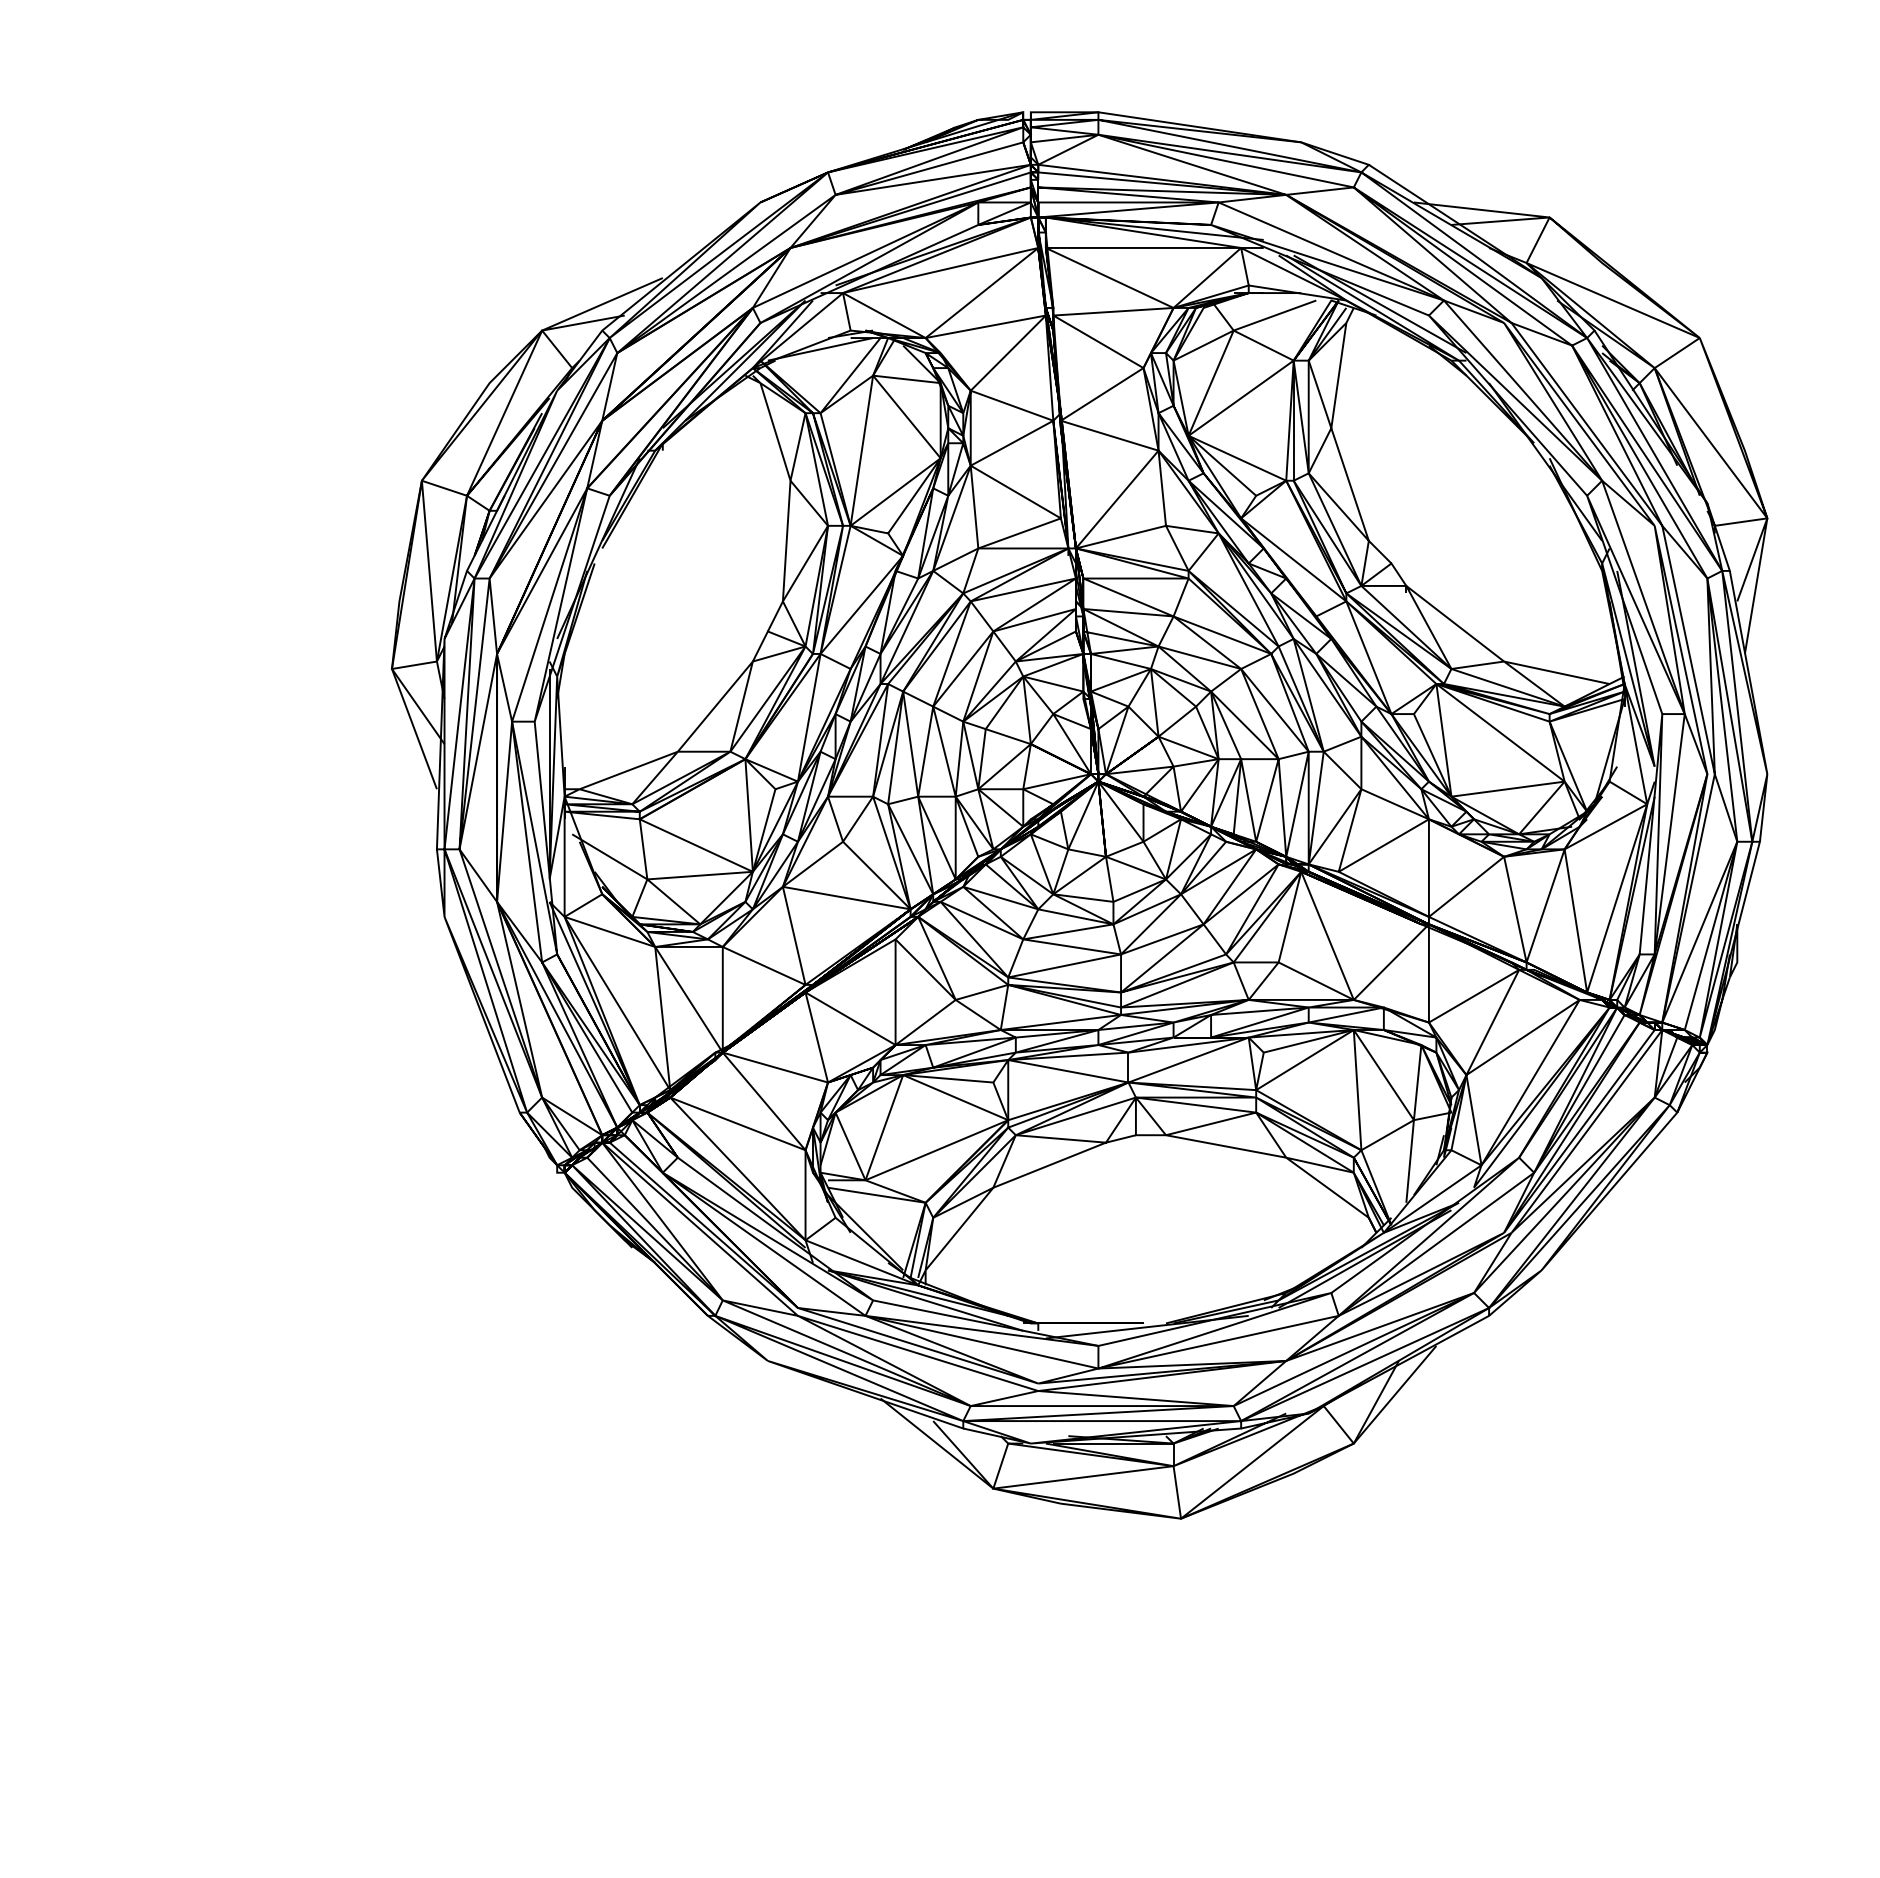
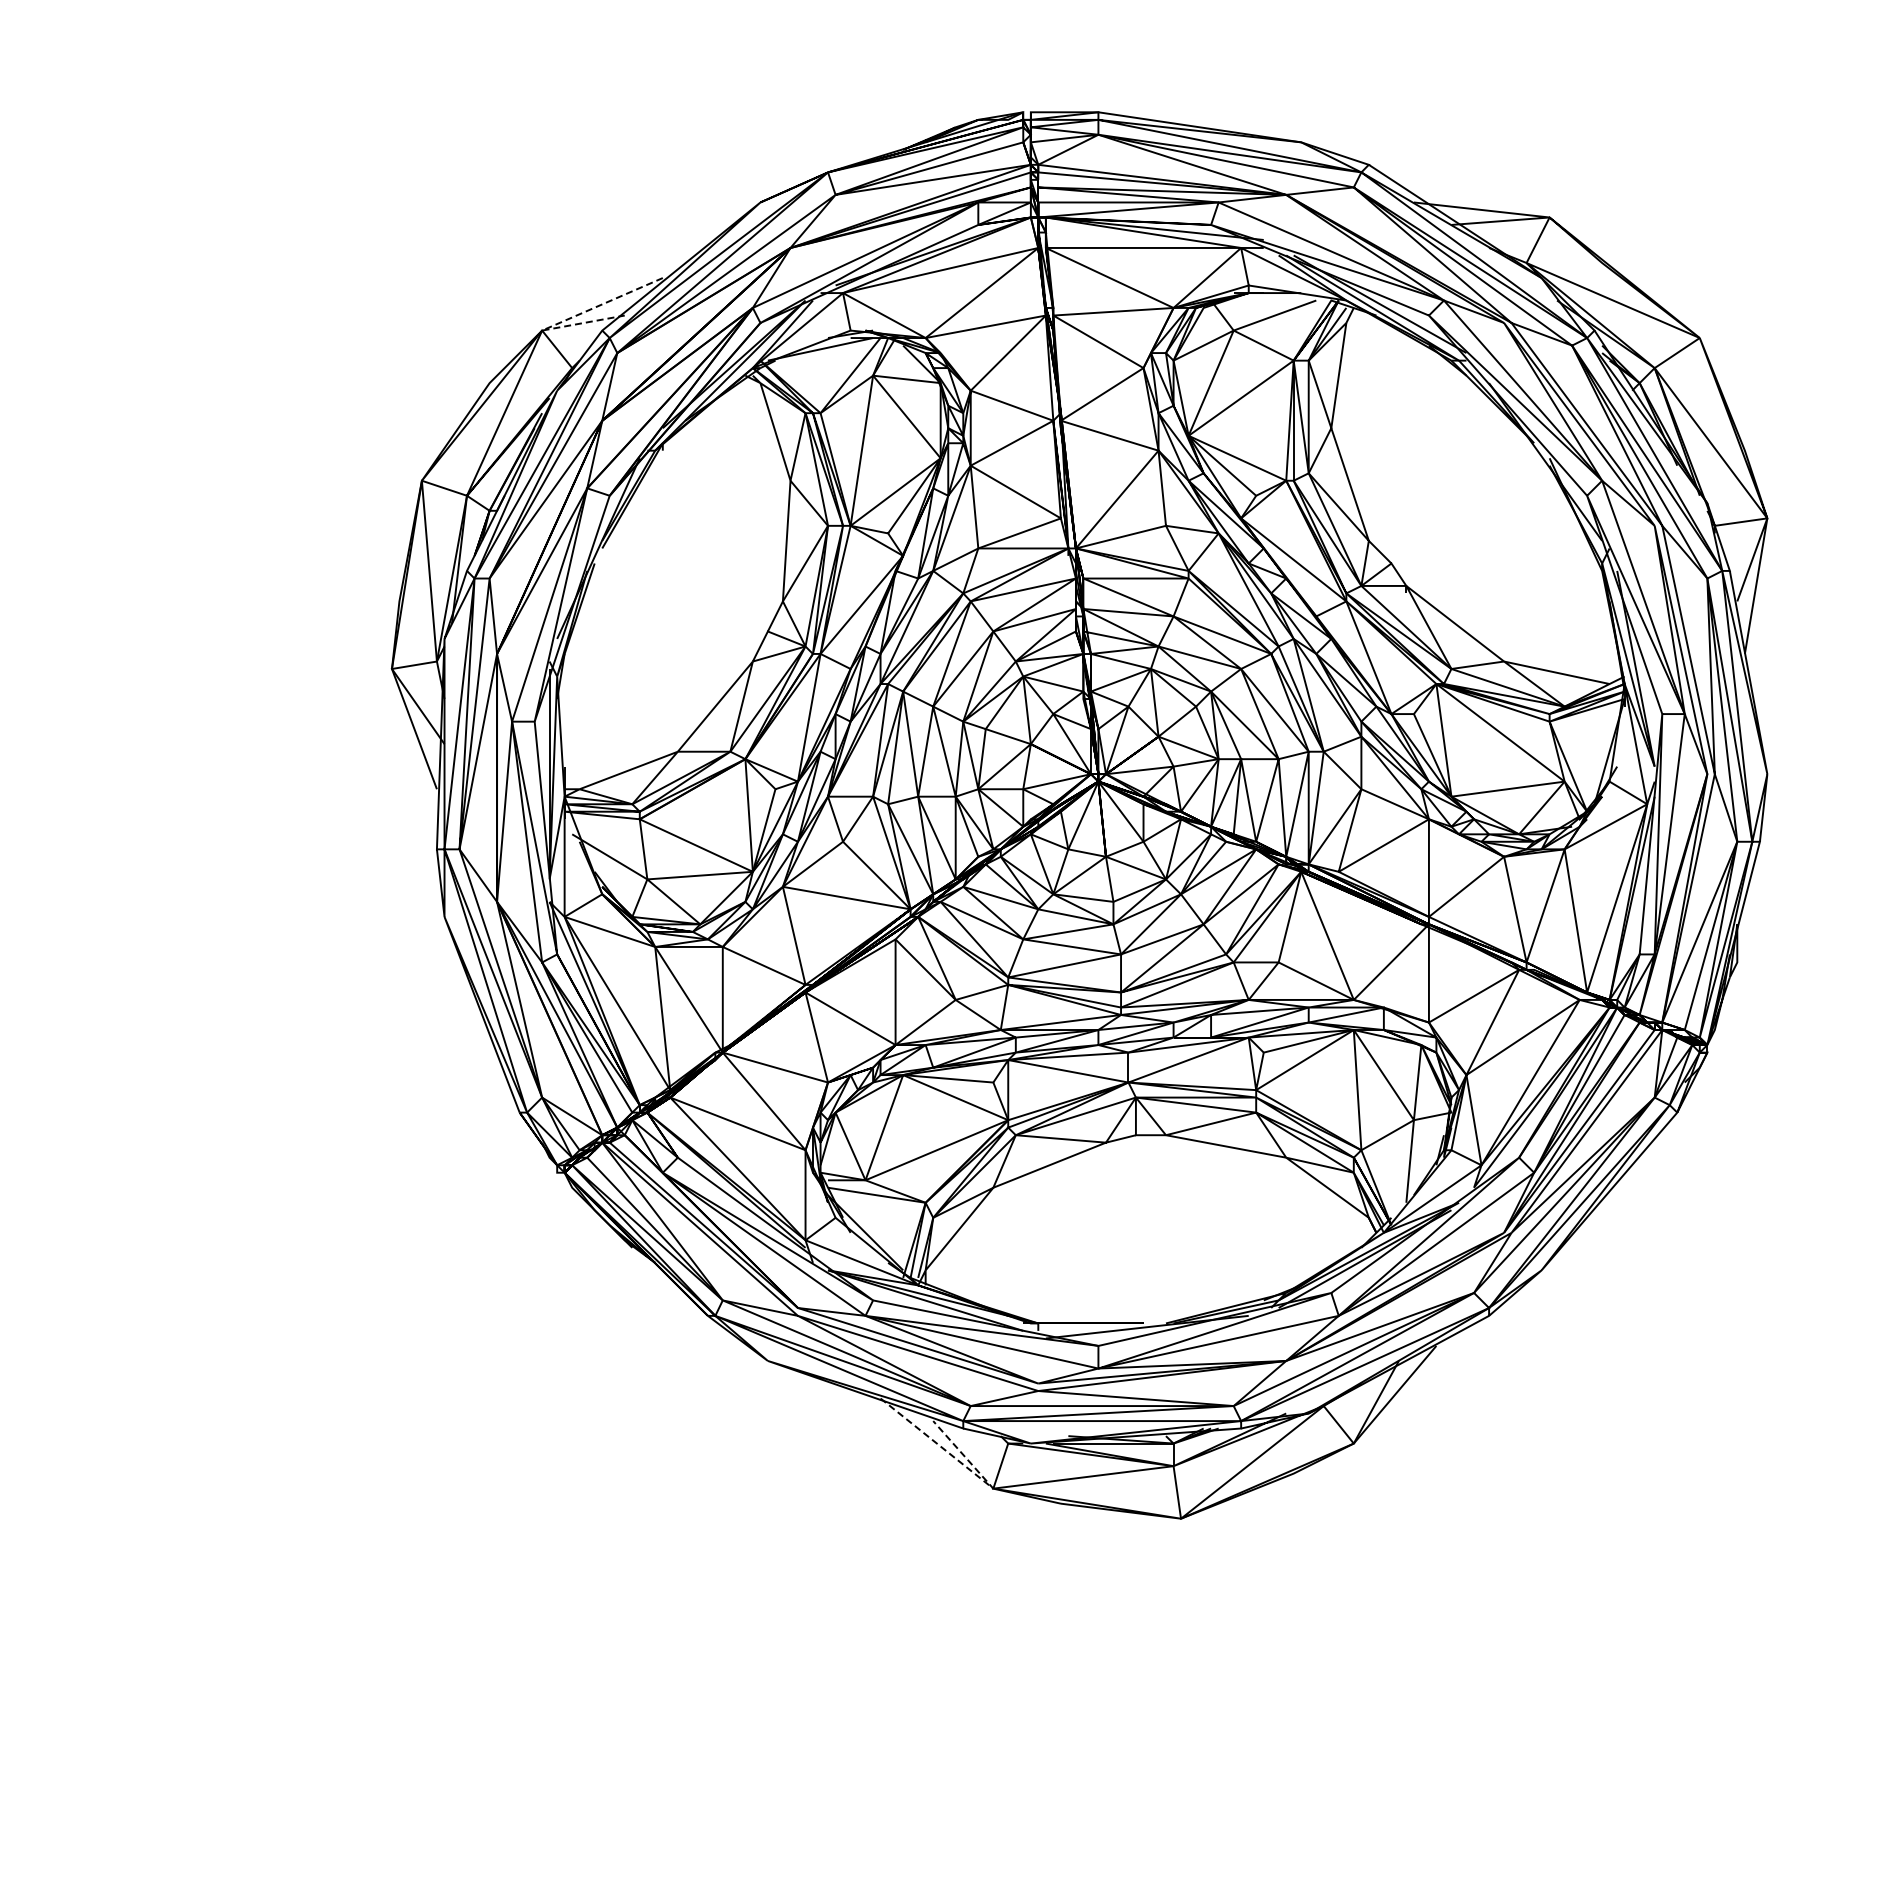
line: solid -> dashed (563, 321)
line: solid -> dashed (973, 1472)
